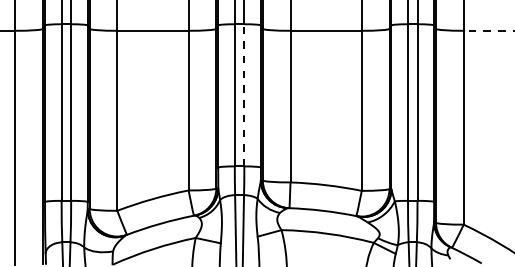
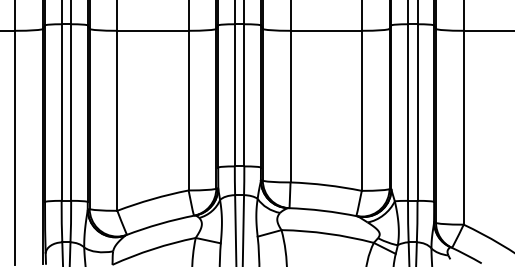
line: dashed -> solid (488, 30)
line: dashed -> solid (244, 94)
